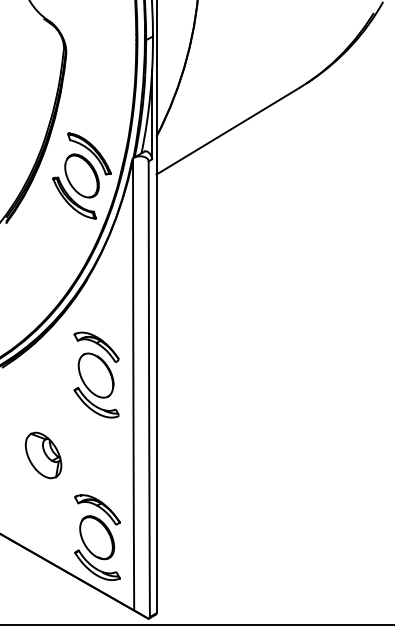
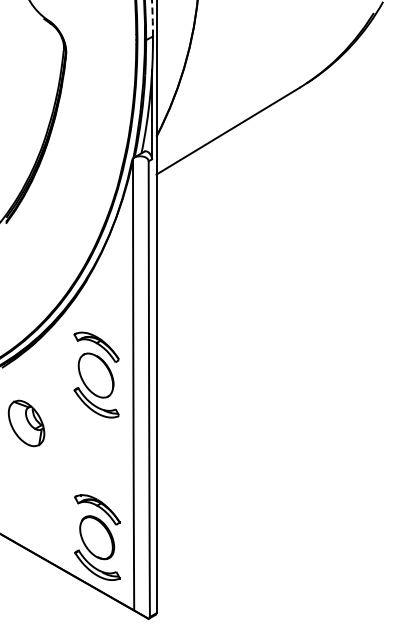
arc: solid -> dashed (152, 17)
part: present -> none (81, 175)
part position: (43, 455) -> (26, 423) (26, 423)
line: present -> none (196, 625)
